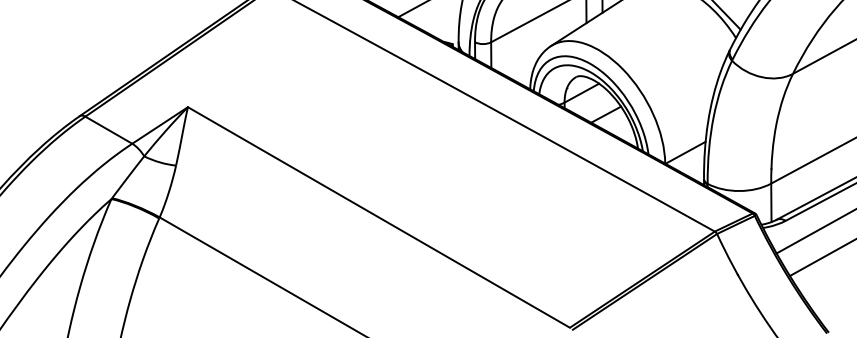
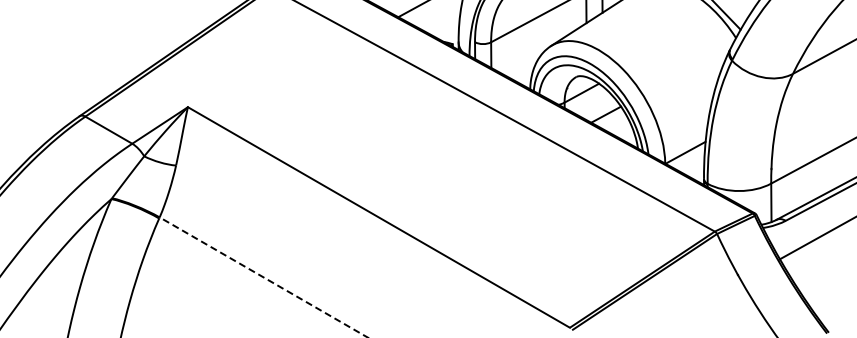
line position: (814, 231) -> (816, 238) (816, 238)
line: present -> none (821, 258)
line: solid -> dashed (263, 277)
